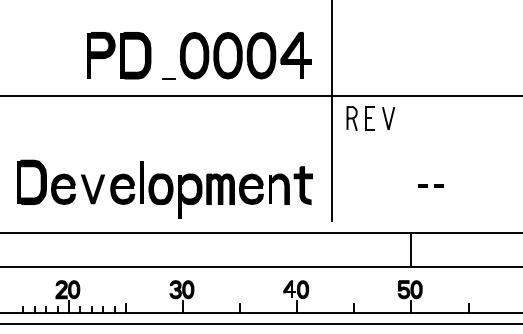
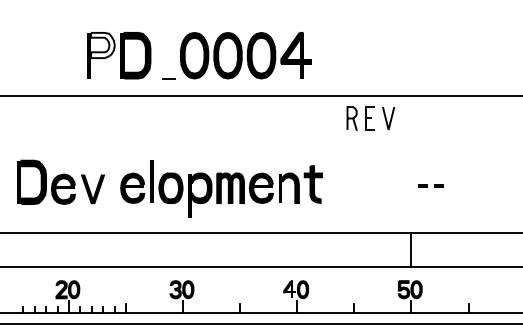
fill: present -> none (102, 45)
line: present -> none (331, 111)
part position: (211, 189) -> (221, 188) (221, 188)
